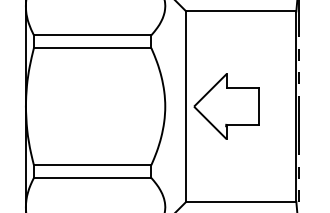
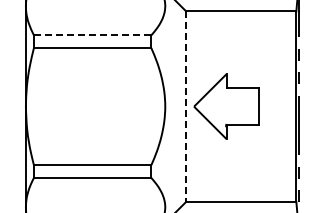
line: solid -> dashed (92, 35)
line: solid -> dashed (186, 107)
